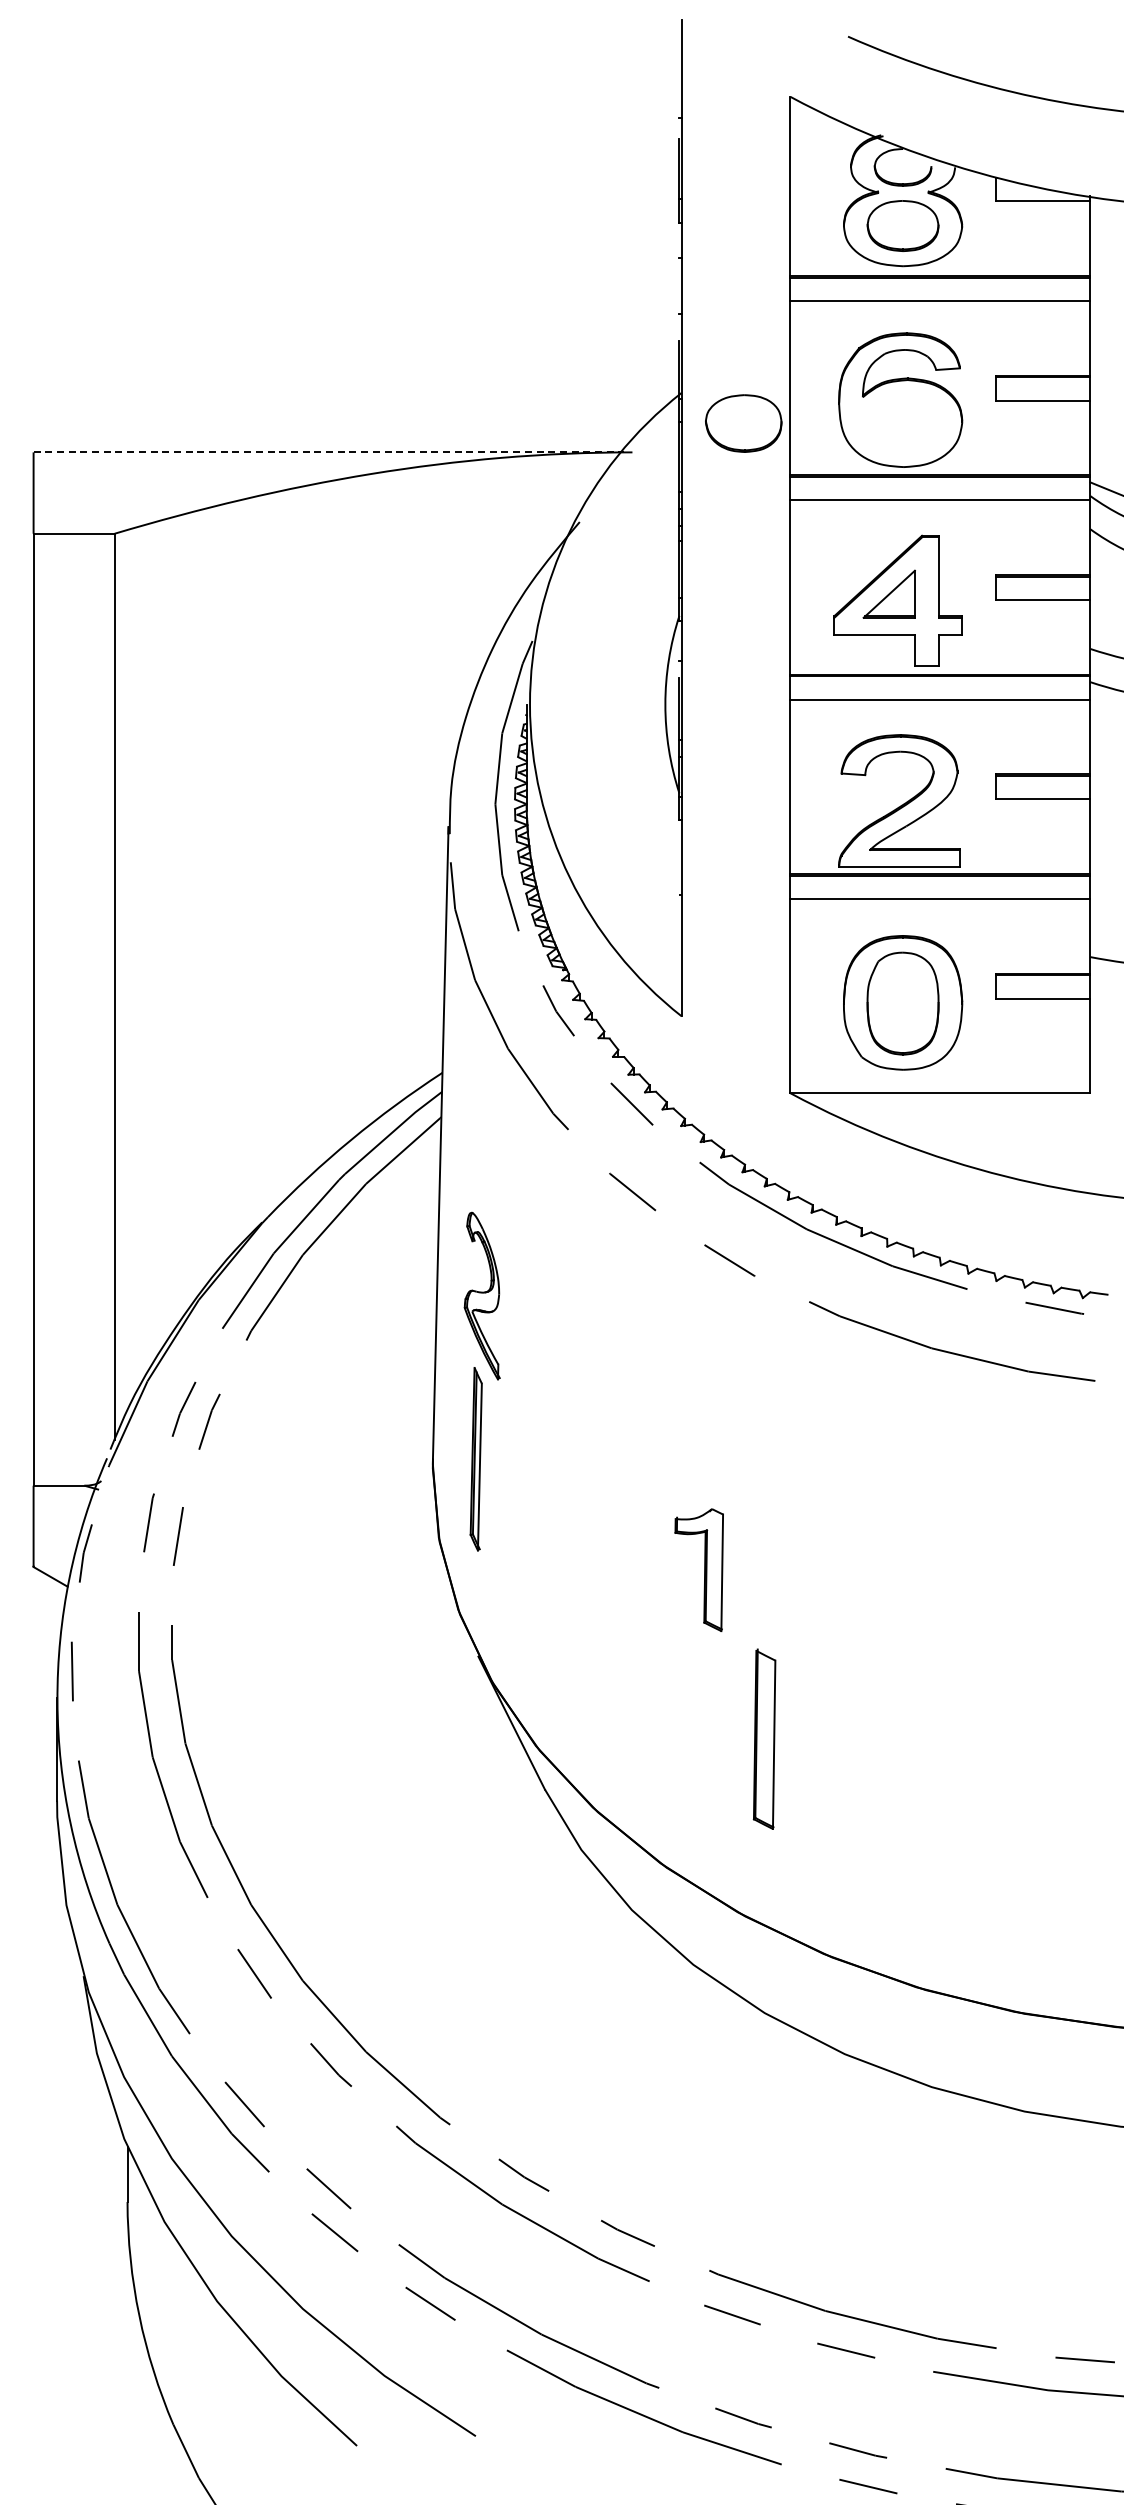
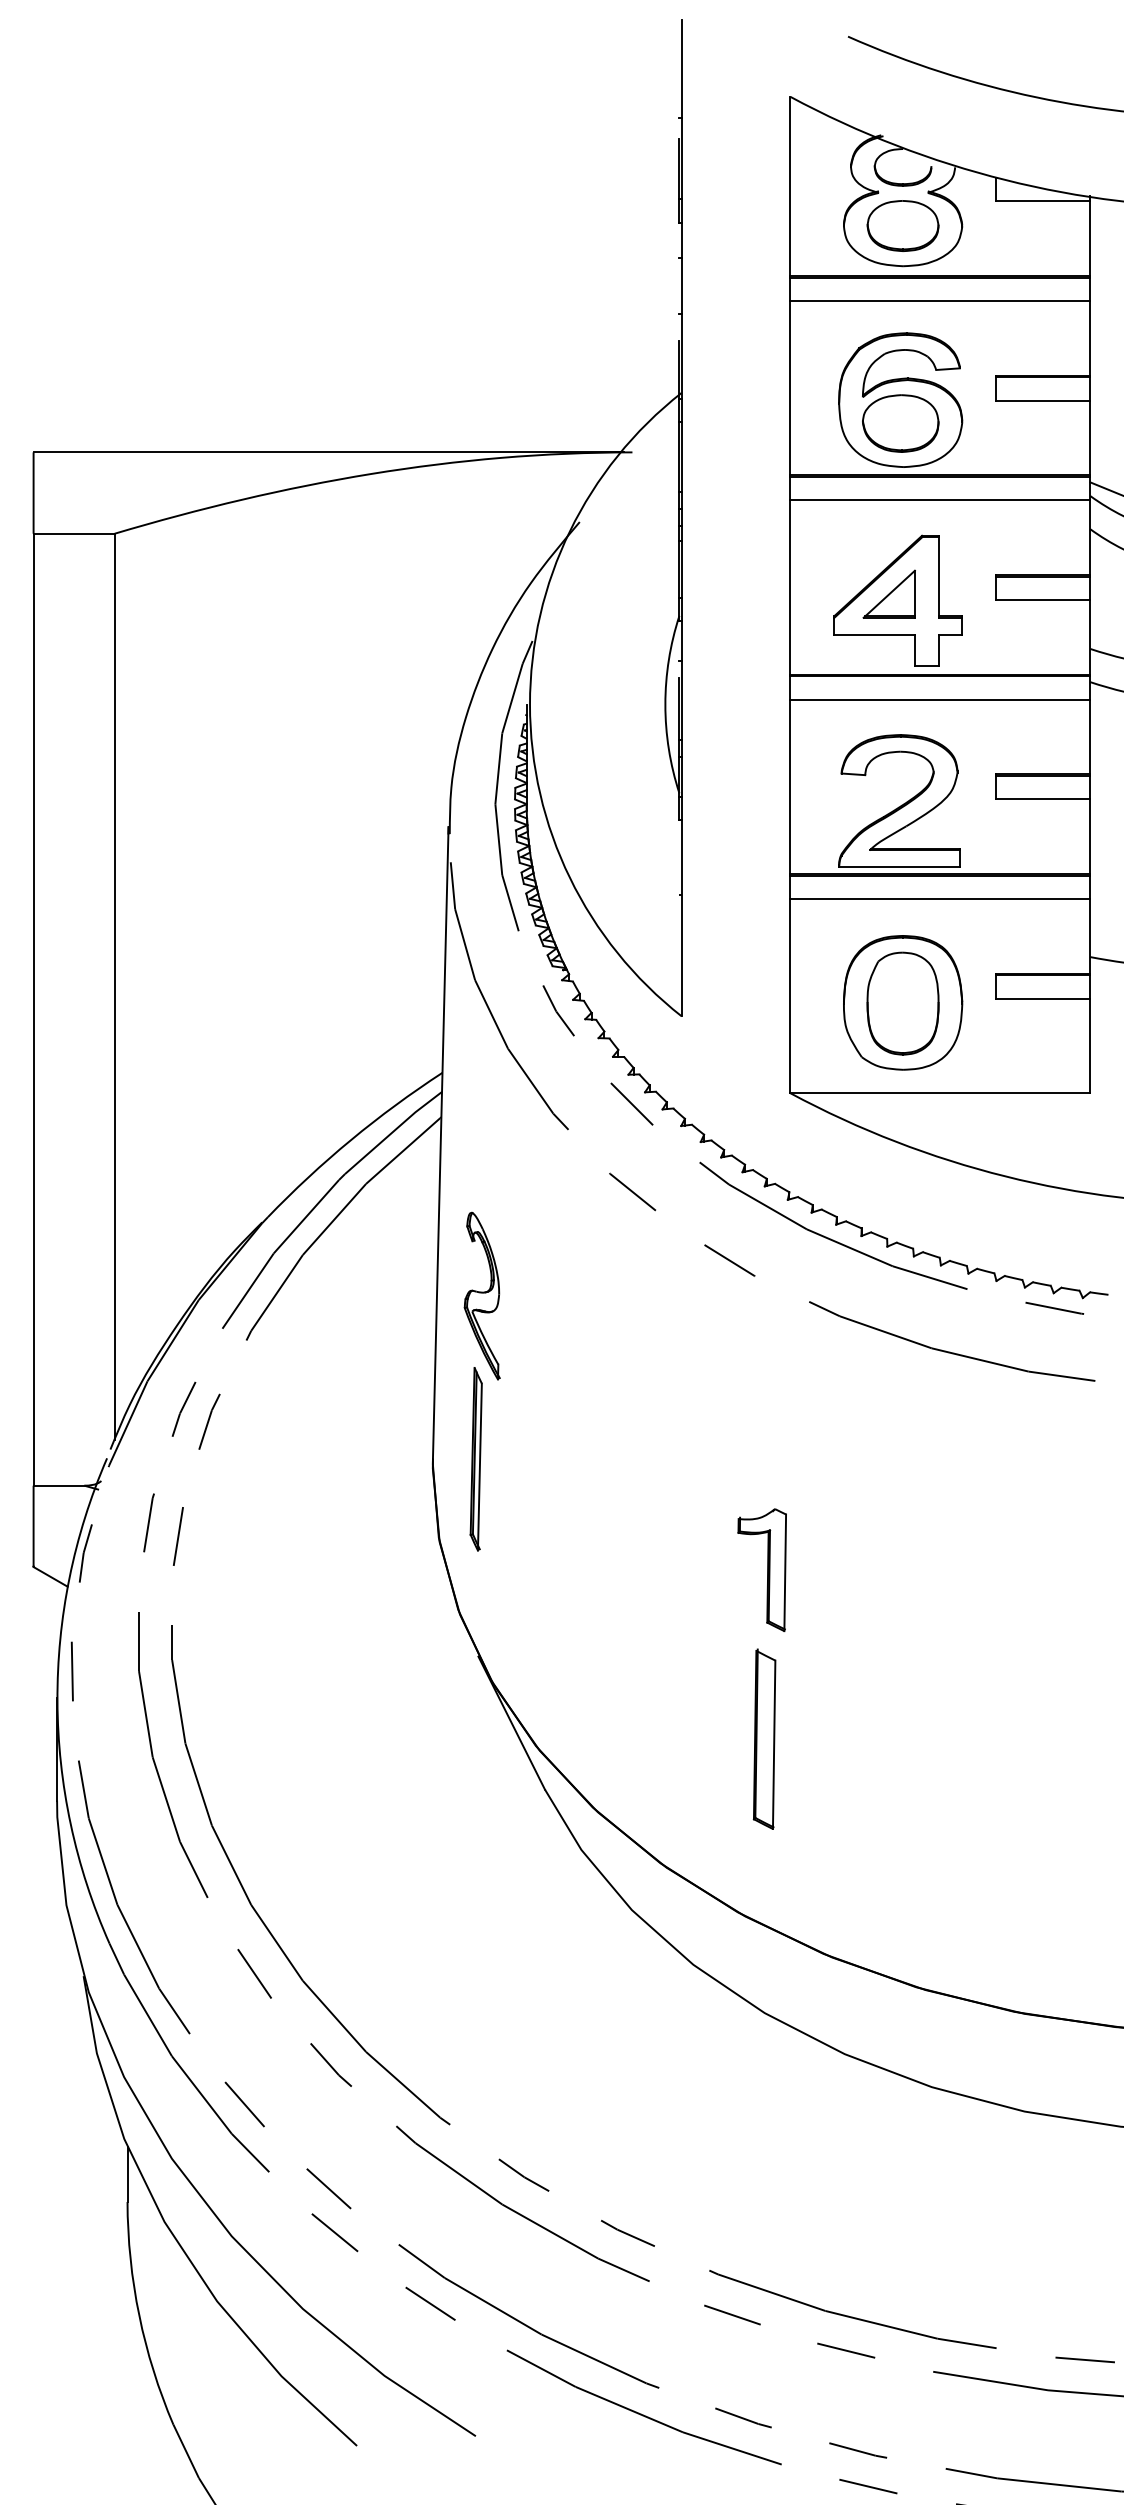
part position: (743, 423) -> (900, 423) (900, 423)
line: dashed -> solid (329, 452)
part position: (698, 1570) -> (761, 1570) (761, 1570)
